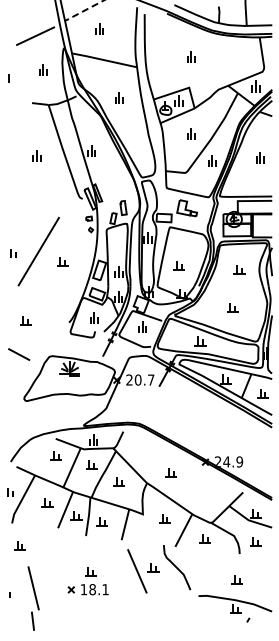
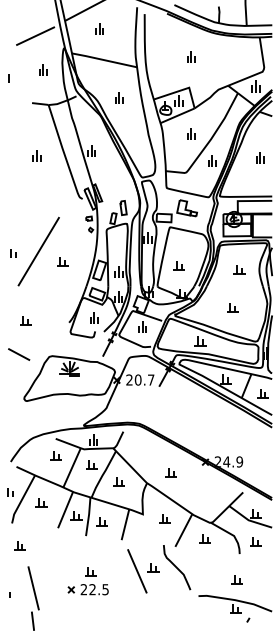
line: dashed -> solid (84, 10)
part position: (47, 502) -> (41, 502) (41, 502)
text: 18.1 -> 22.5 (94, 589)
